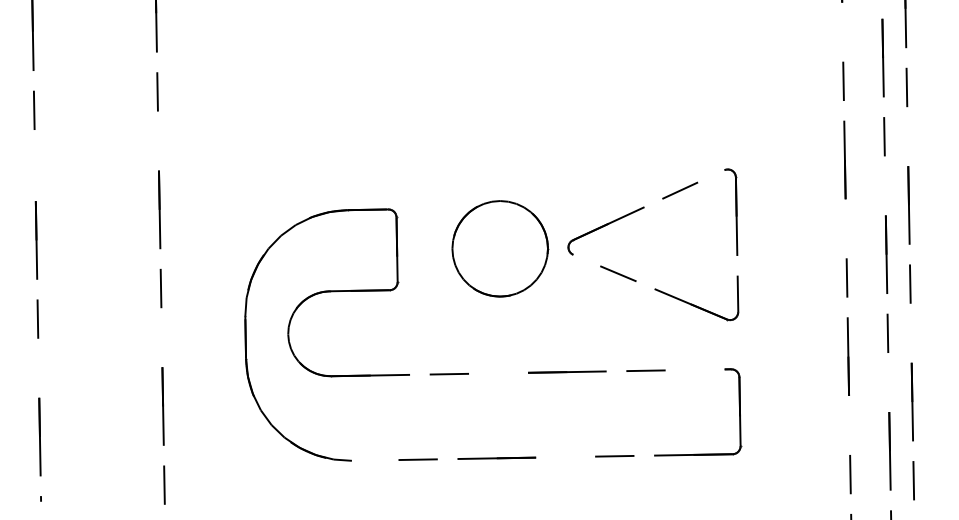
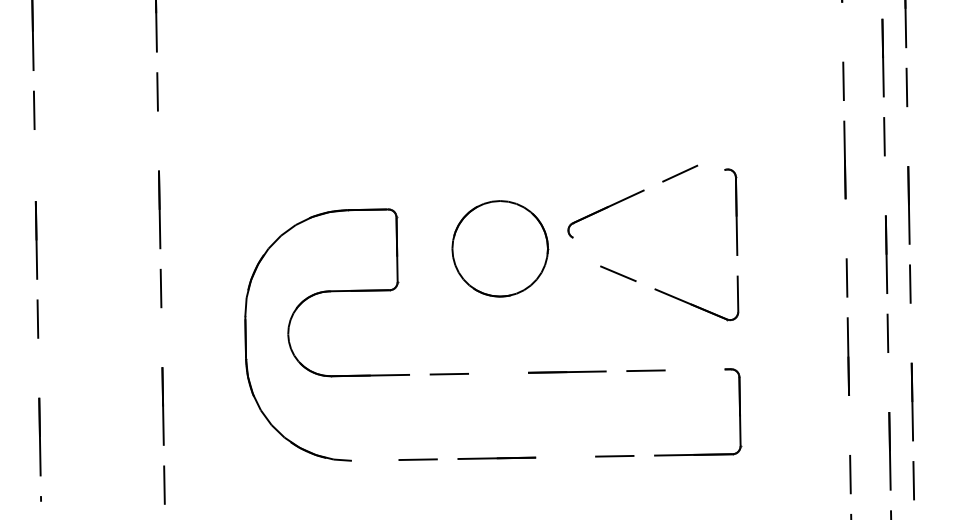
part position: (632, 218) -> (632, 201) (632, 201)
